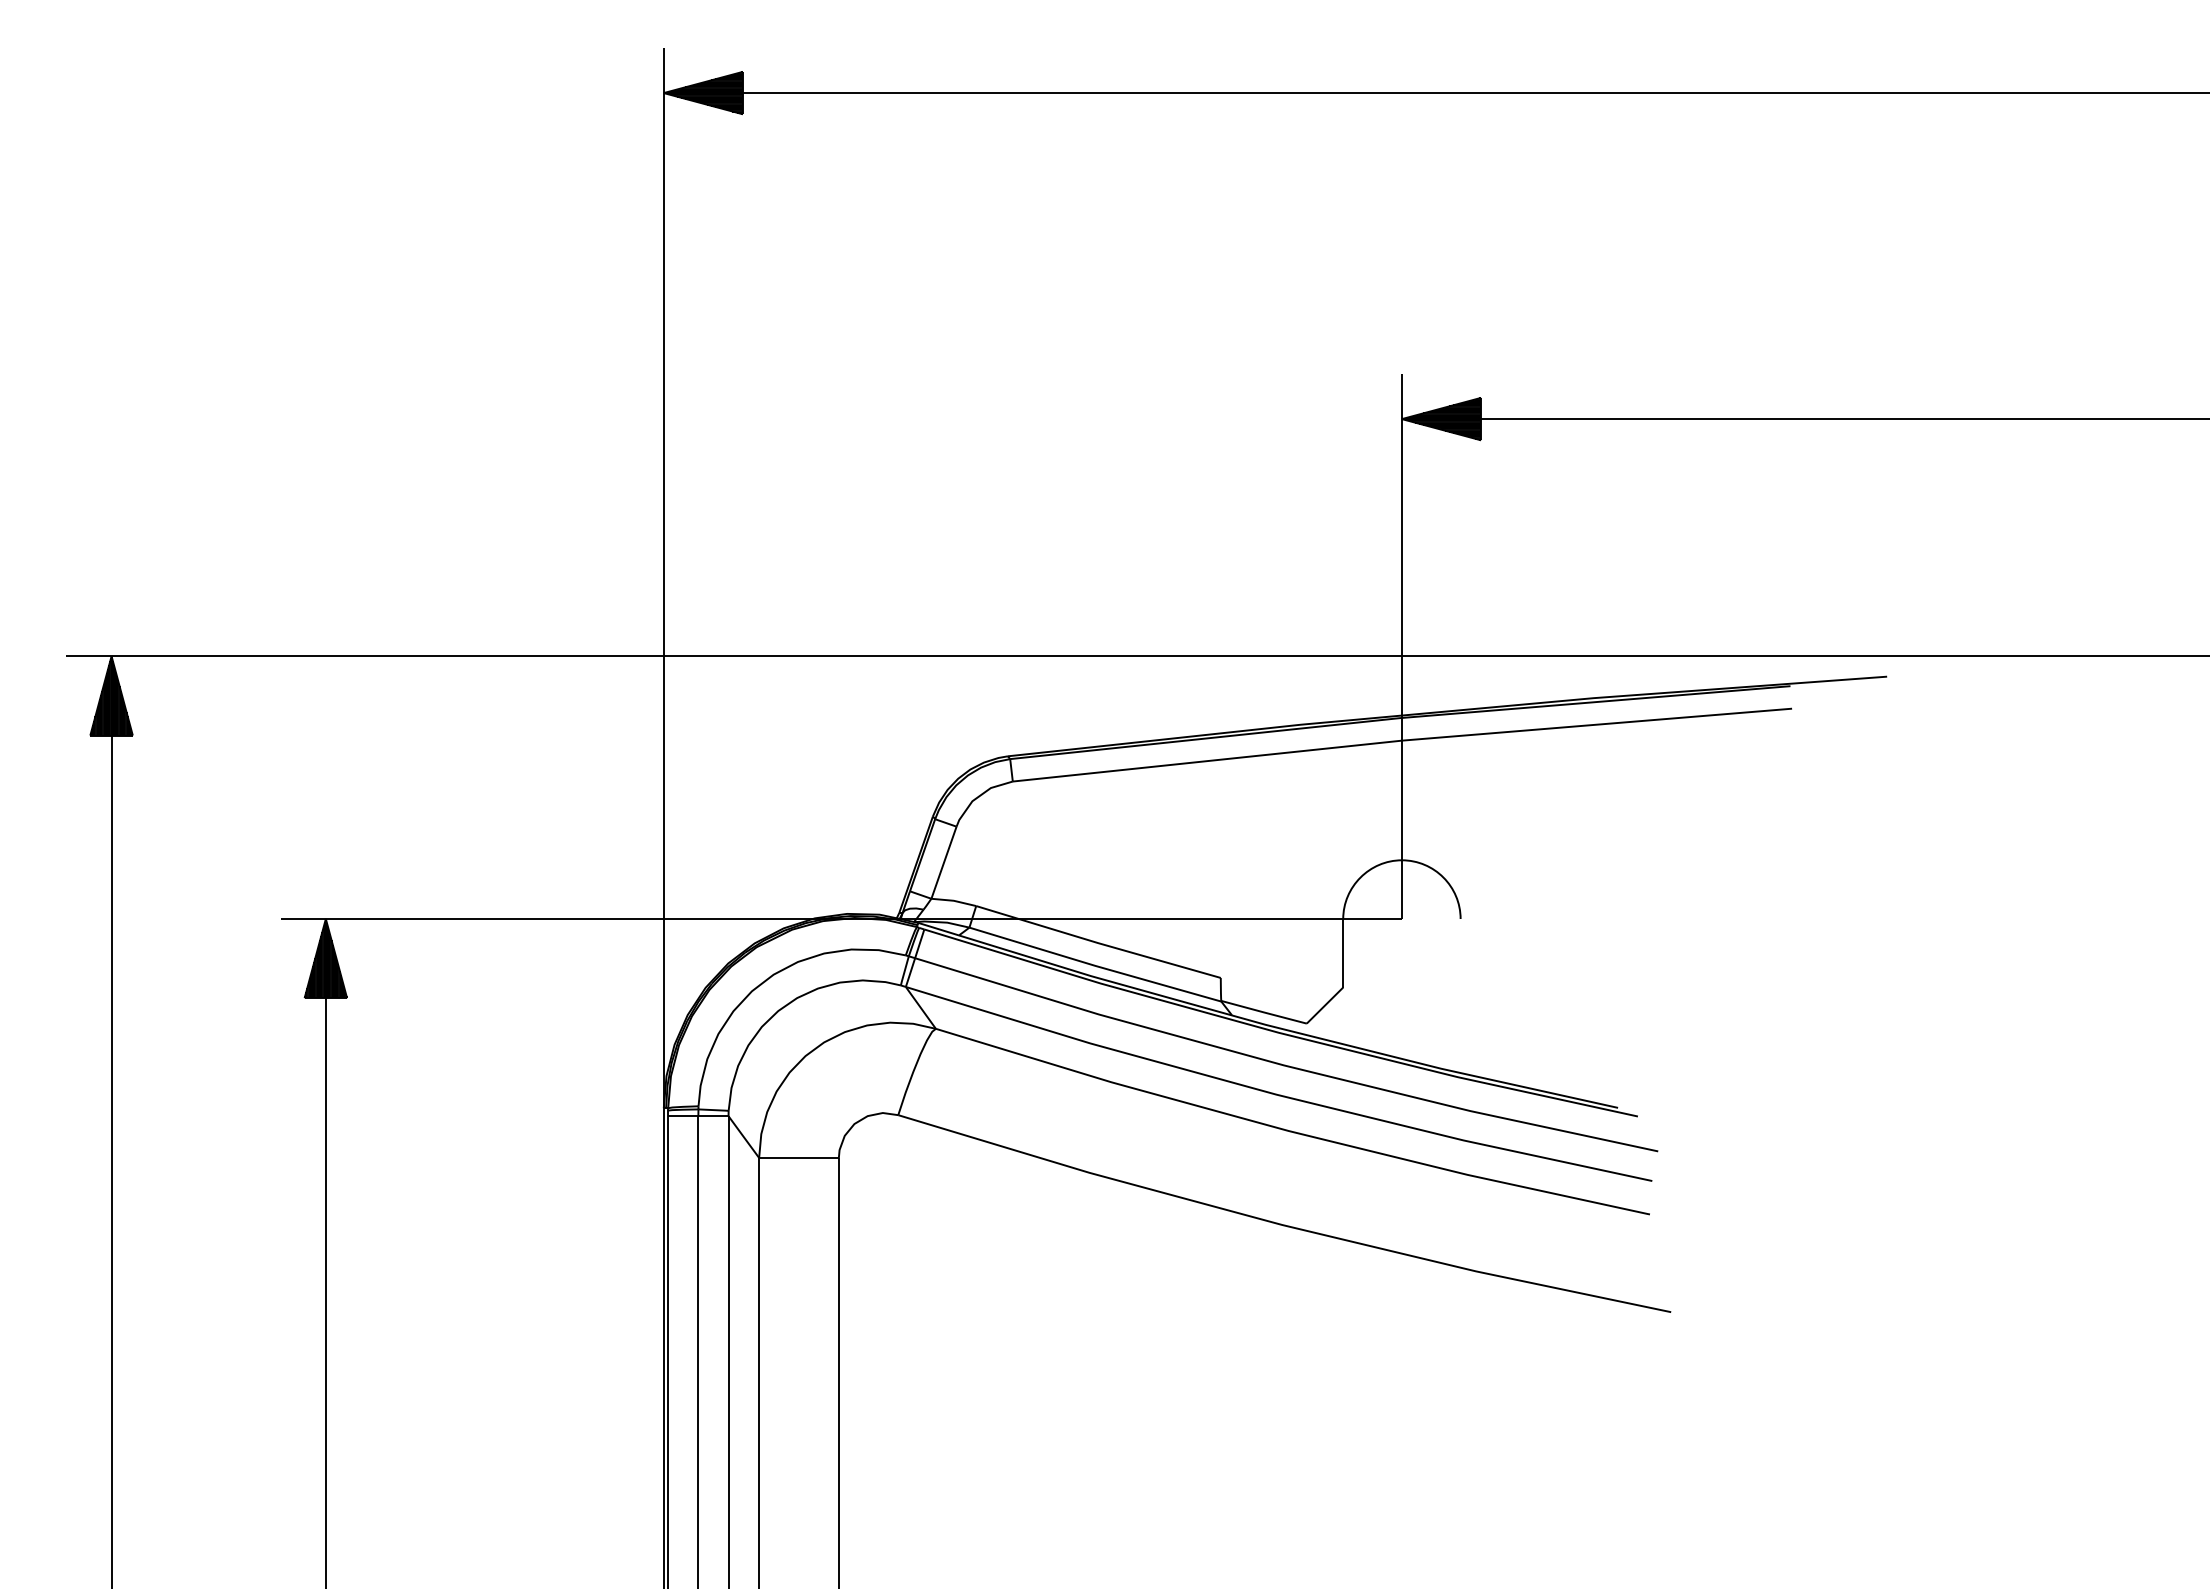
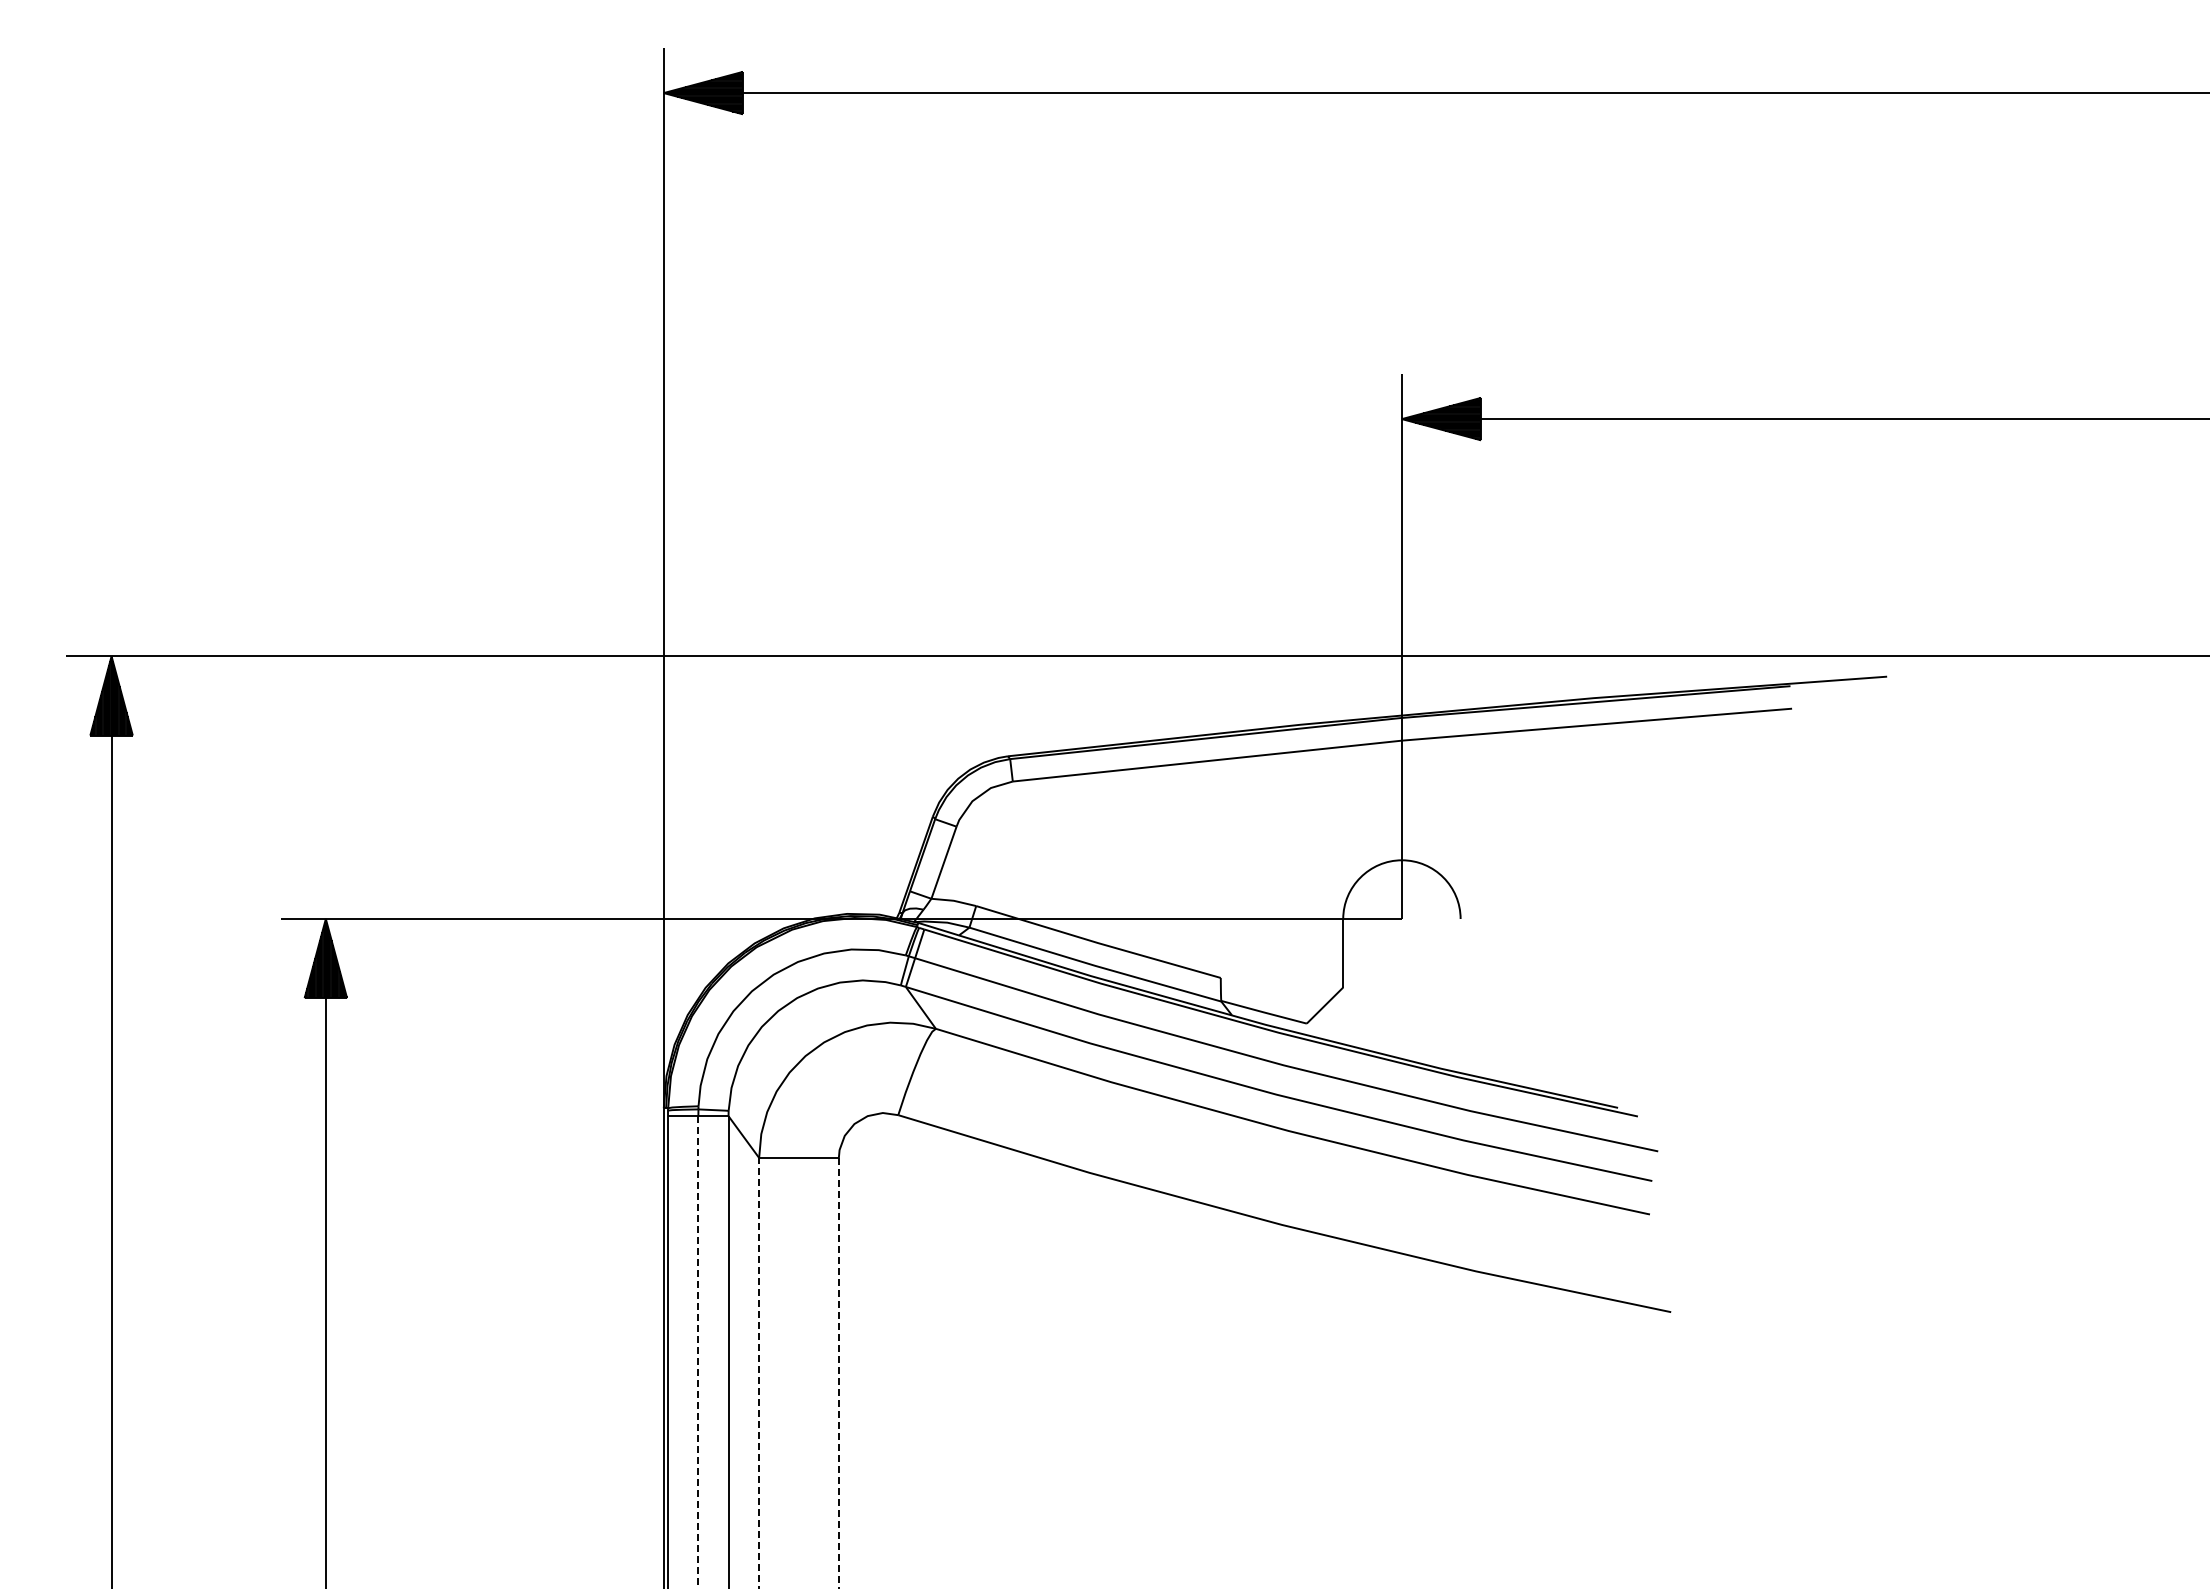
line: solid -> dashed (698, 1353)
line: solid -> dashed (759, 1372)
line: solid -> dashed (838, 1373)
